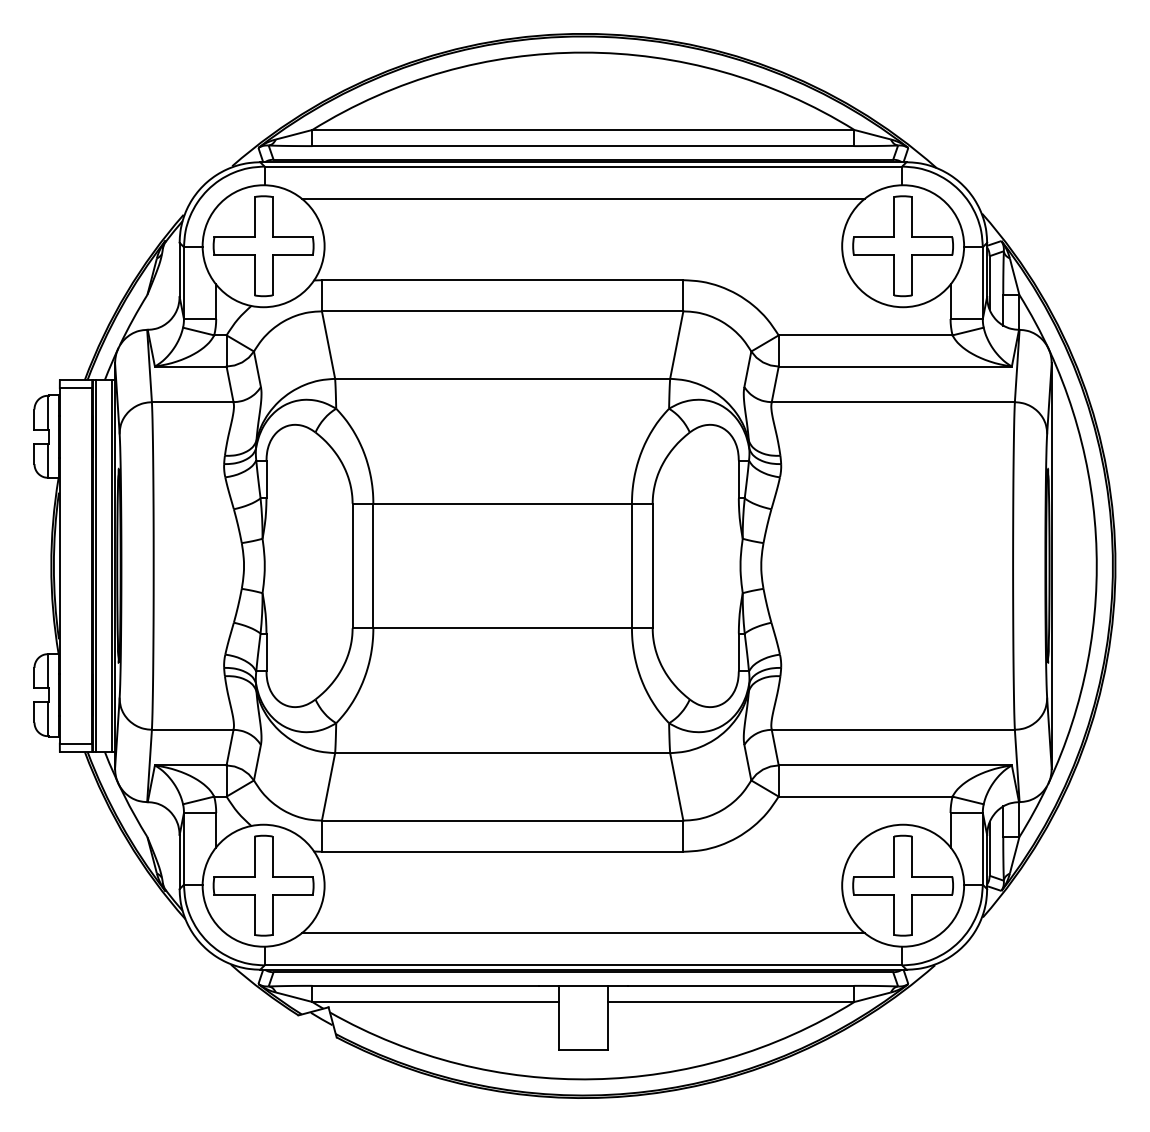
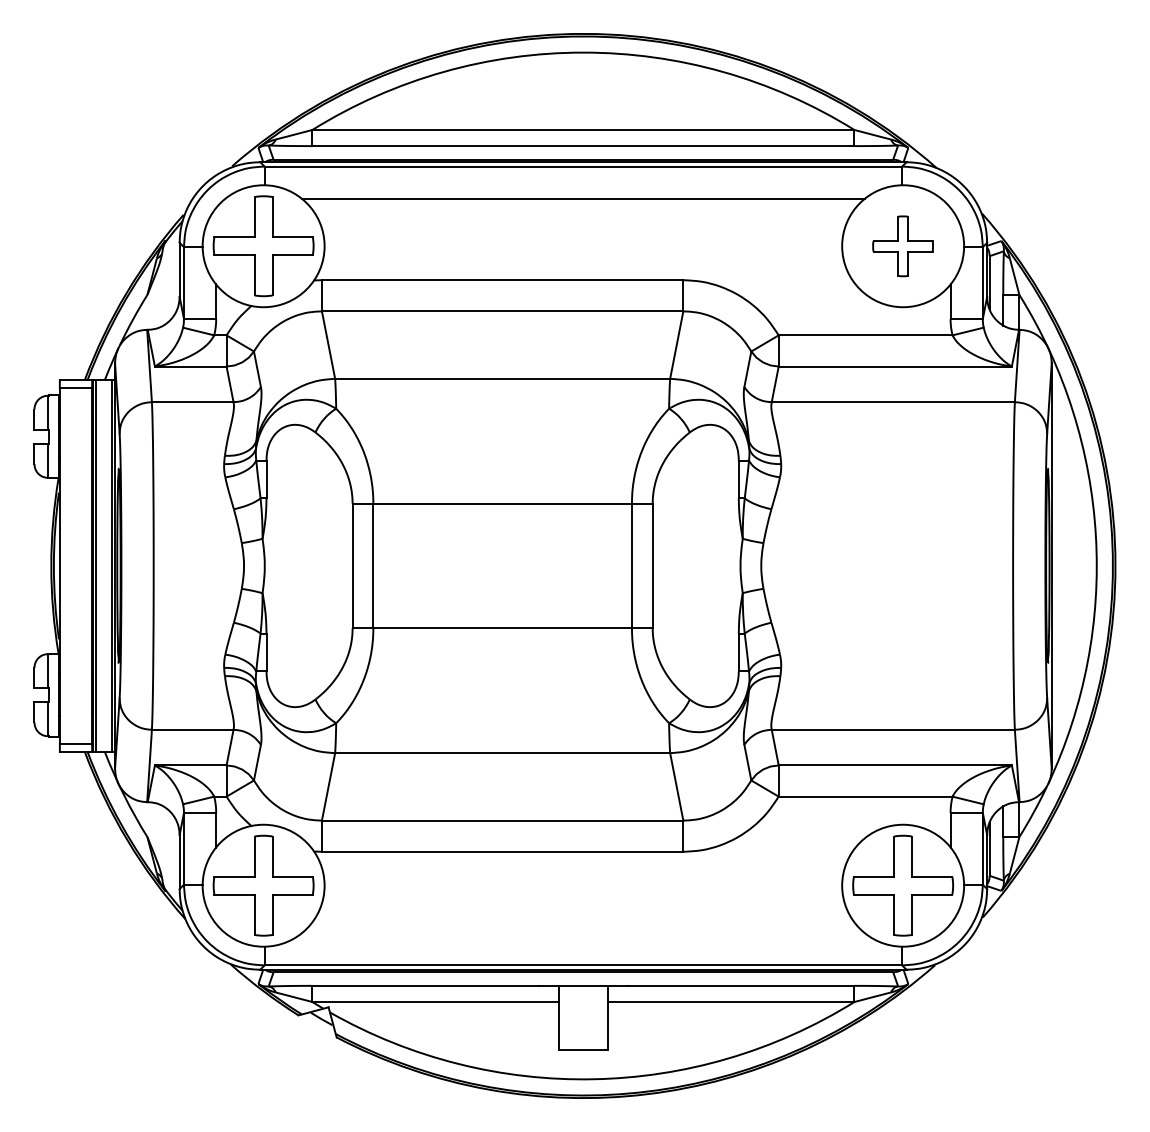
part size: 102x103 px -> 62x63 px (902, 246)
line: present -> none (583, 933)
